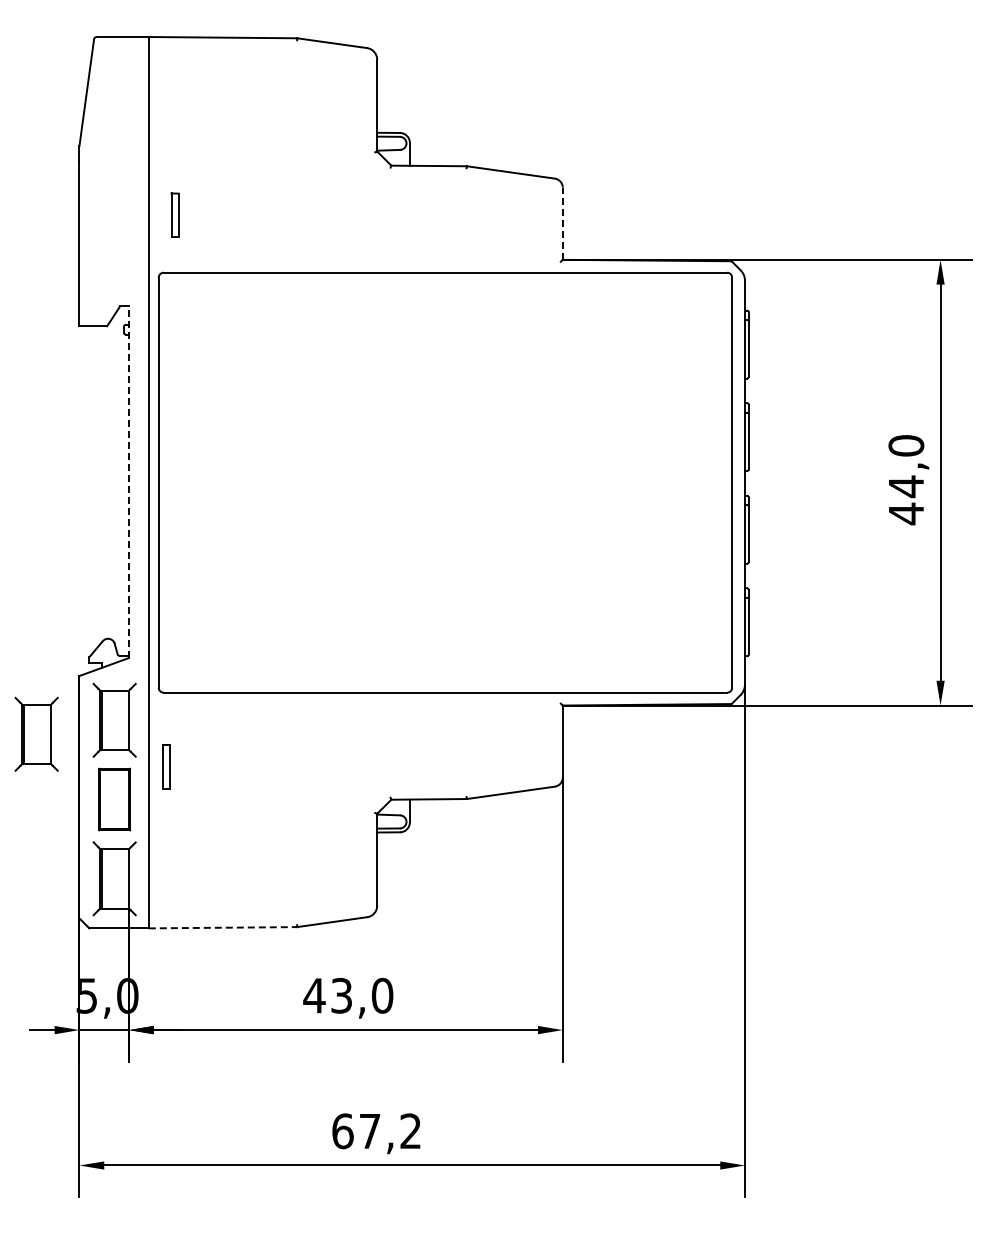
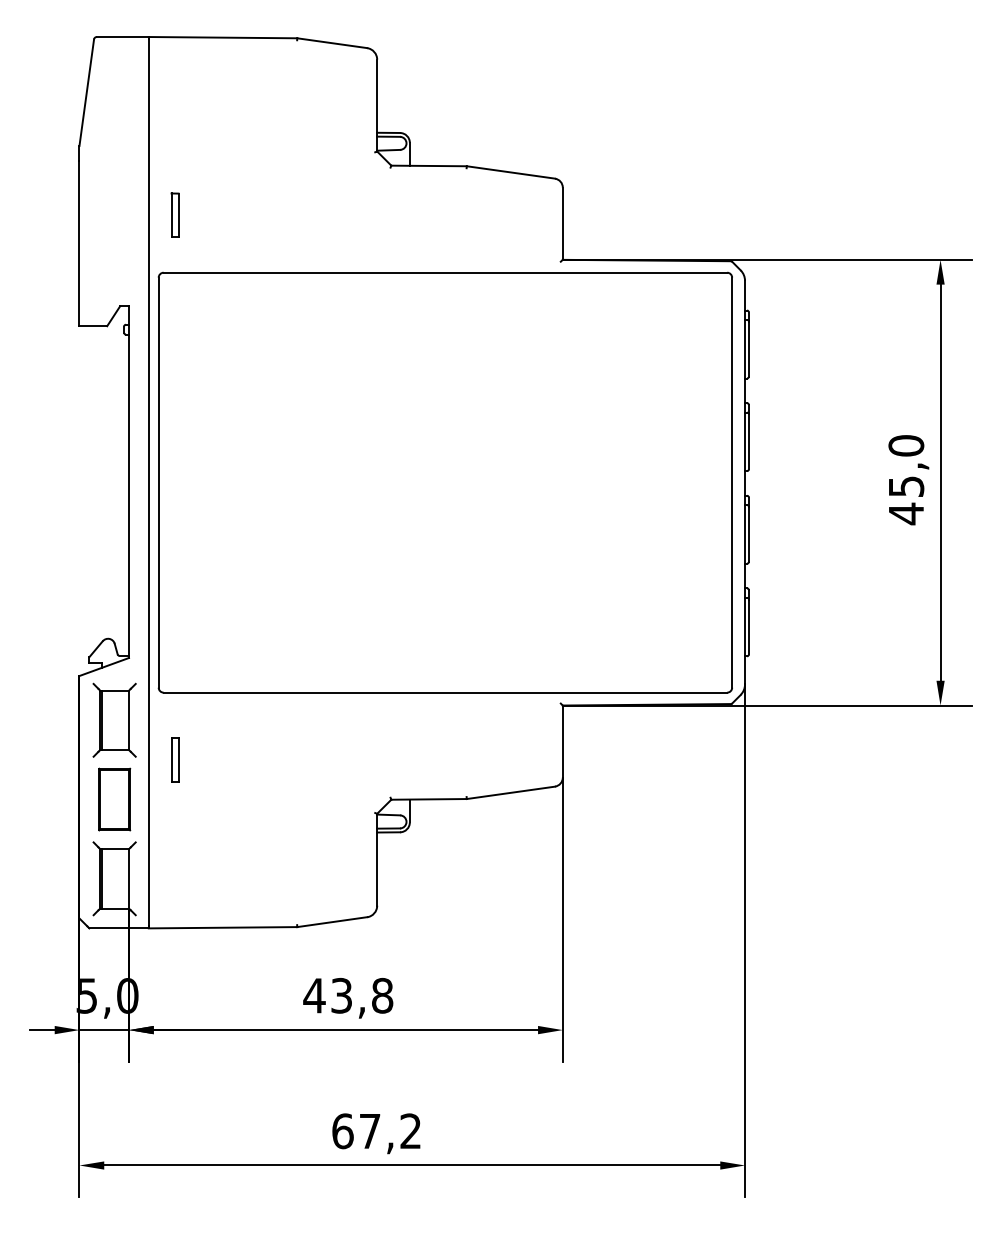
line: dashed -> solid (562, 223)
line: dashed -> solid (129, 482)
text: 44,0 -> 45,0 (906, 486)
part: present -> none (36, 733)
part position: (166, 766) -> (175, 759) (175, 759)
line: dashed -> solid (223, 927)
text: 43,0 -> 43,8 (382, 995)
